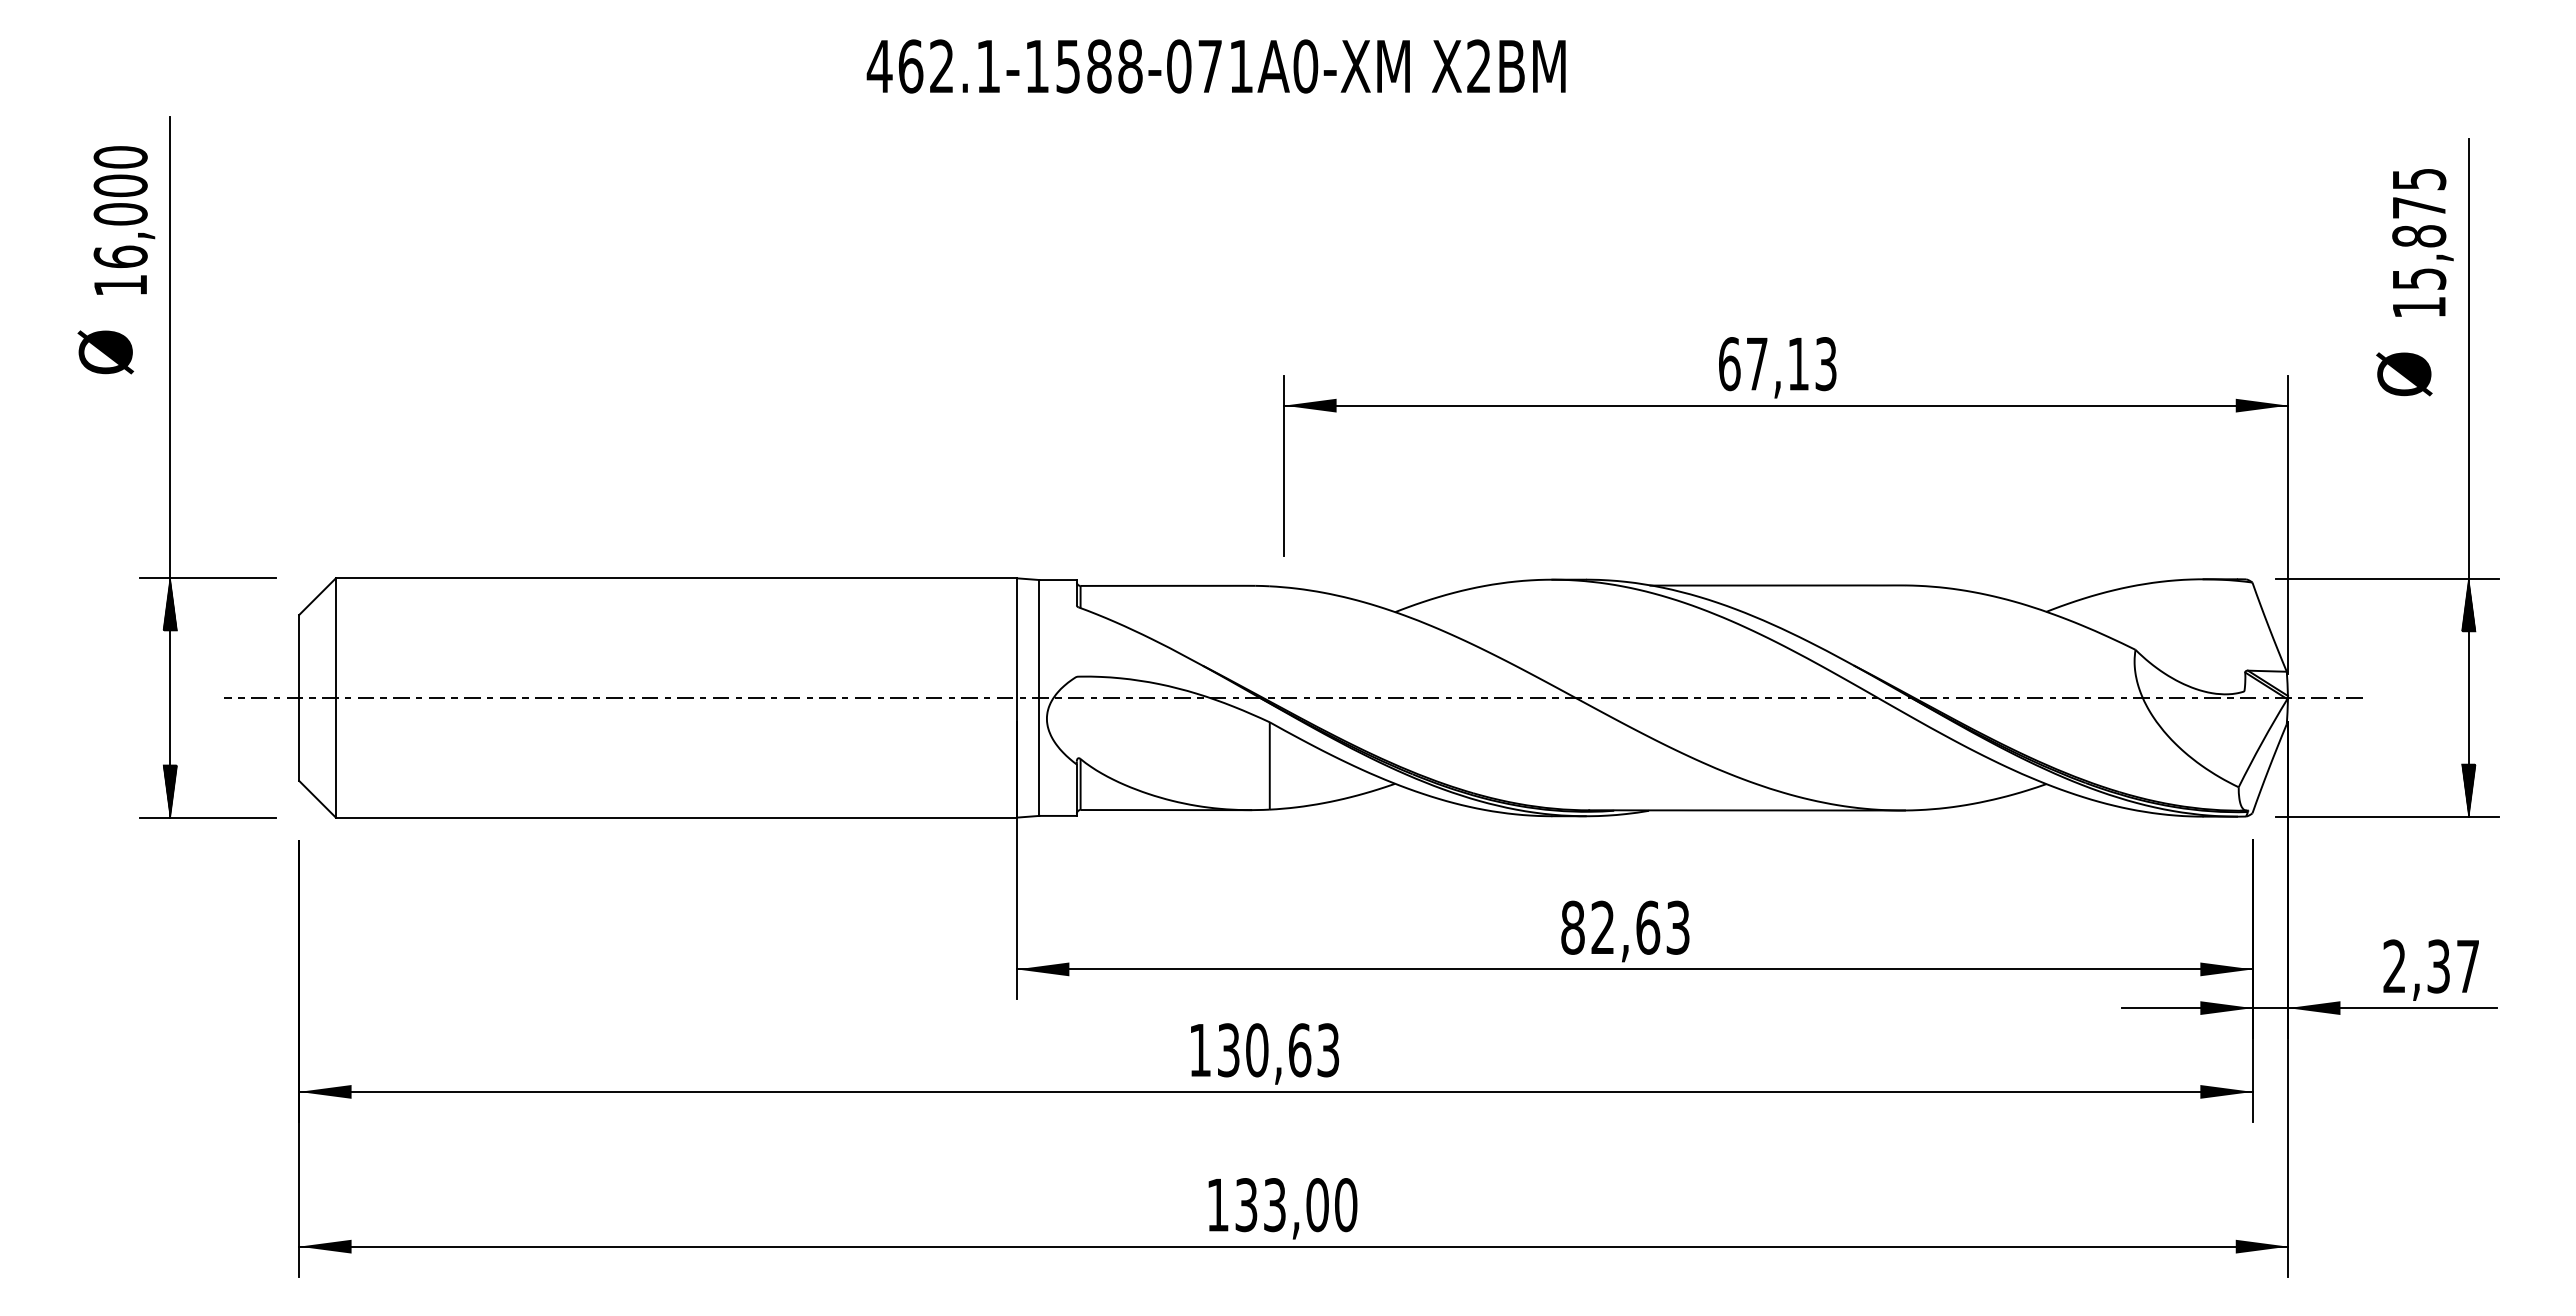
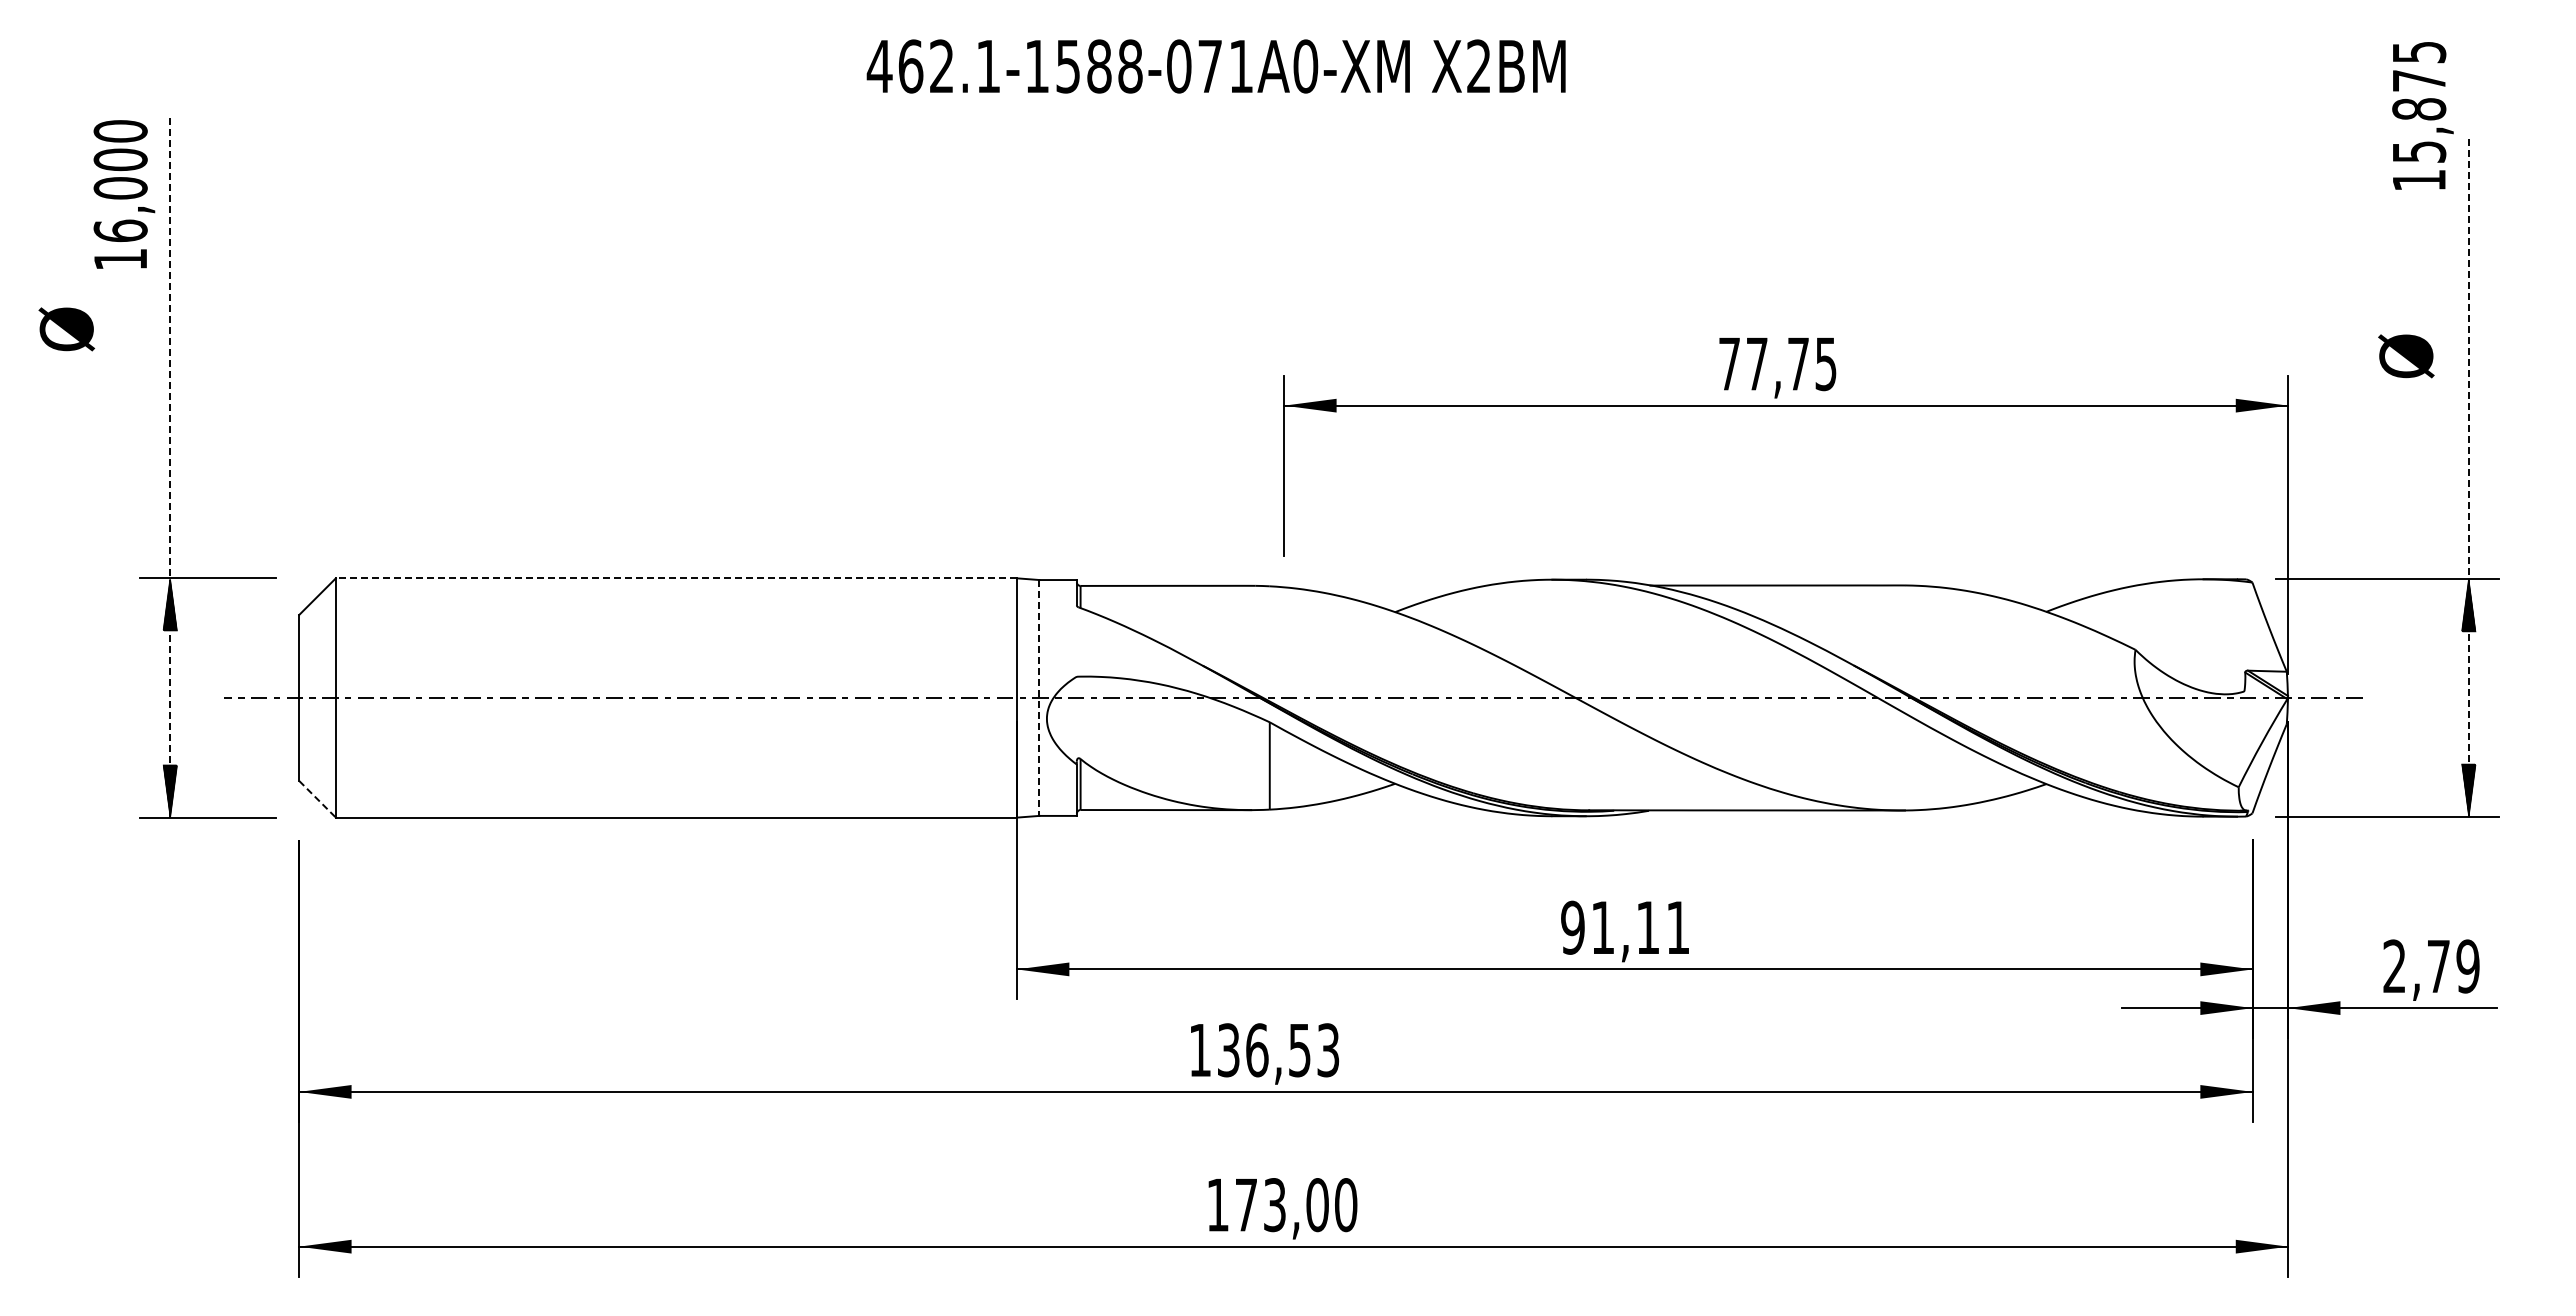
text position: (124, 220) -> (124, 194) (124, 194)
text position: (2422, 242) -> (2422, 115) (2422, 115)
text position: (105, 352) -> (66, 329) (66, 329)
text: 67,13 -> 77,75 (1777, 364)
text position: (2404, 374) -> (2406, 356) (2406, 356)
line: solid -> dashed (170, 466)
line: solid -> dashed (2468, 477)
line: solid -> dashed (676, 578)
line: solid -> dashed (1039, 697)
line: solid -> dashed (317, 799)
text: 82,63 -> 91,11 (1625, 927)
text: 2,37 -> 2,79 (2453, 966)
text: 130,63 -> 136,53 (1278, 1050)
text: 133,00 -> 173,00 (1246, 1205)
